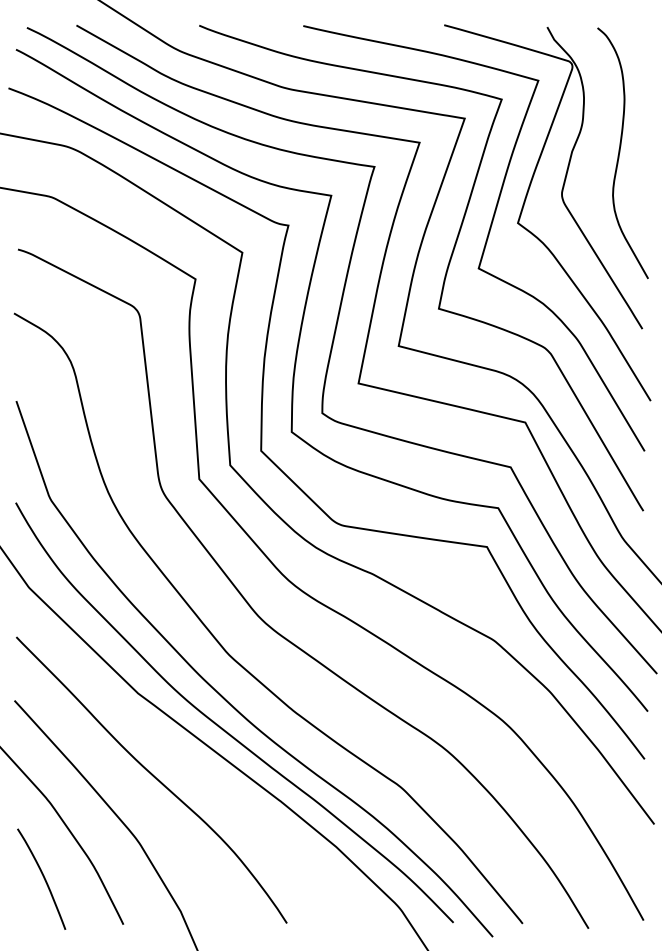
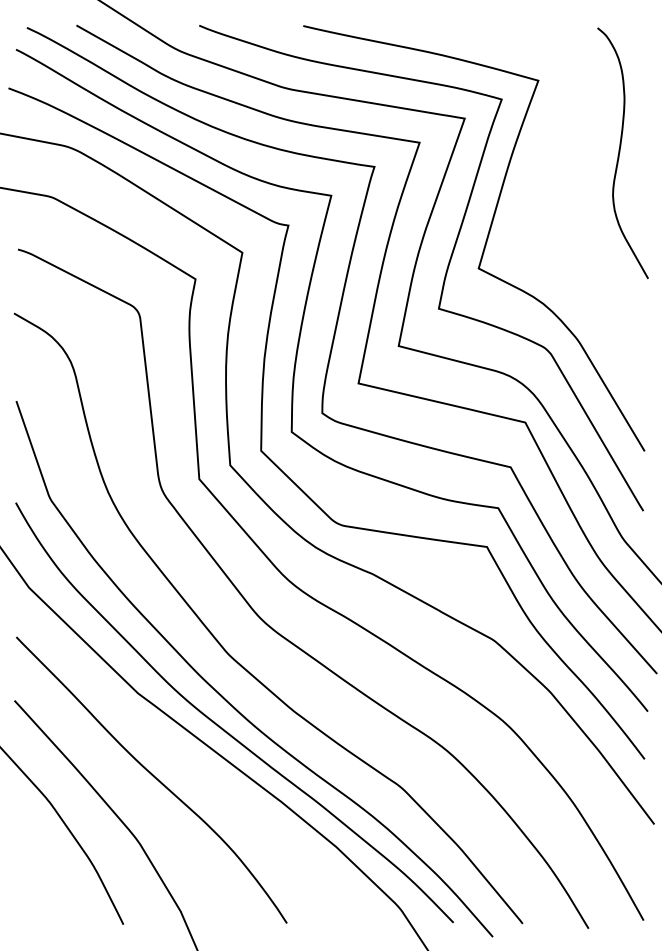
part: present -> none (563, 204)
curve: present -> none (43, 878)
